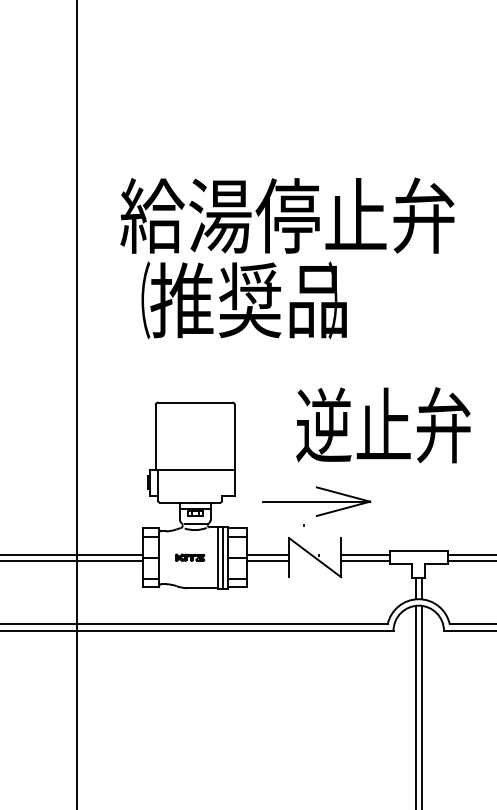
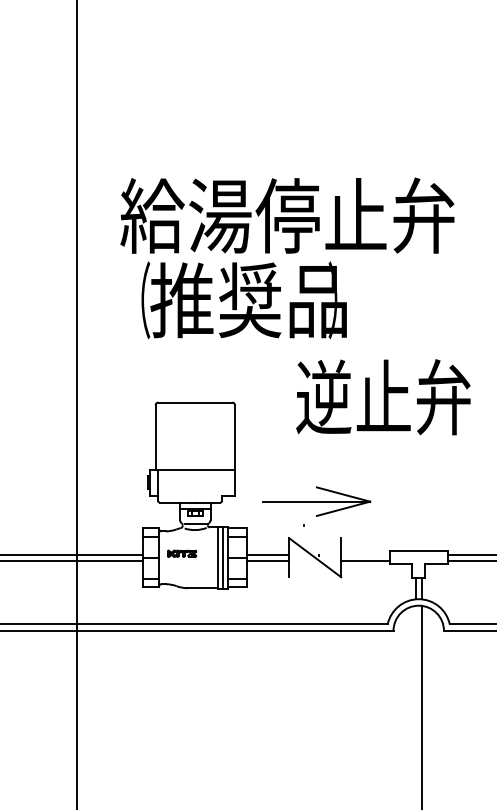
text position: (383, 425) -> (383, 397) (383, 397)
line: present -> none (365, 554)
part position: (190, 557) -> (182, 553) (182, 553)
line: present -> none (415, 705)
